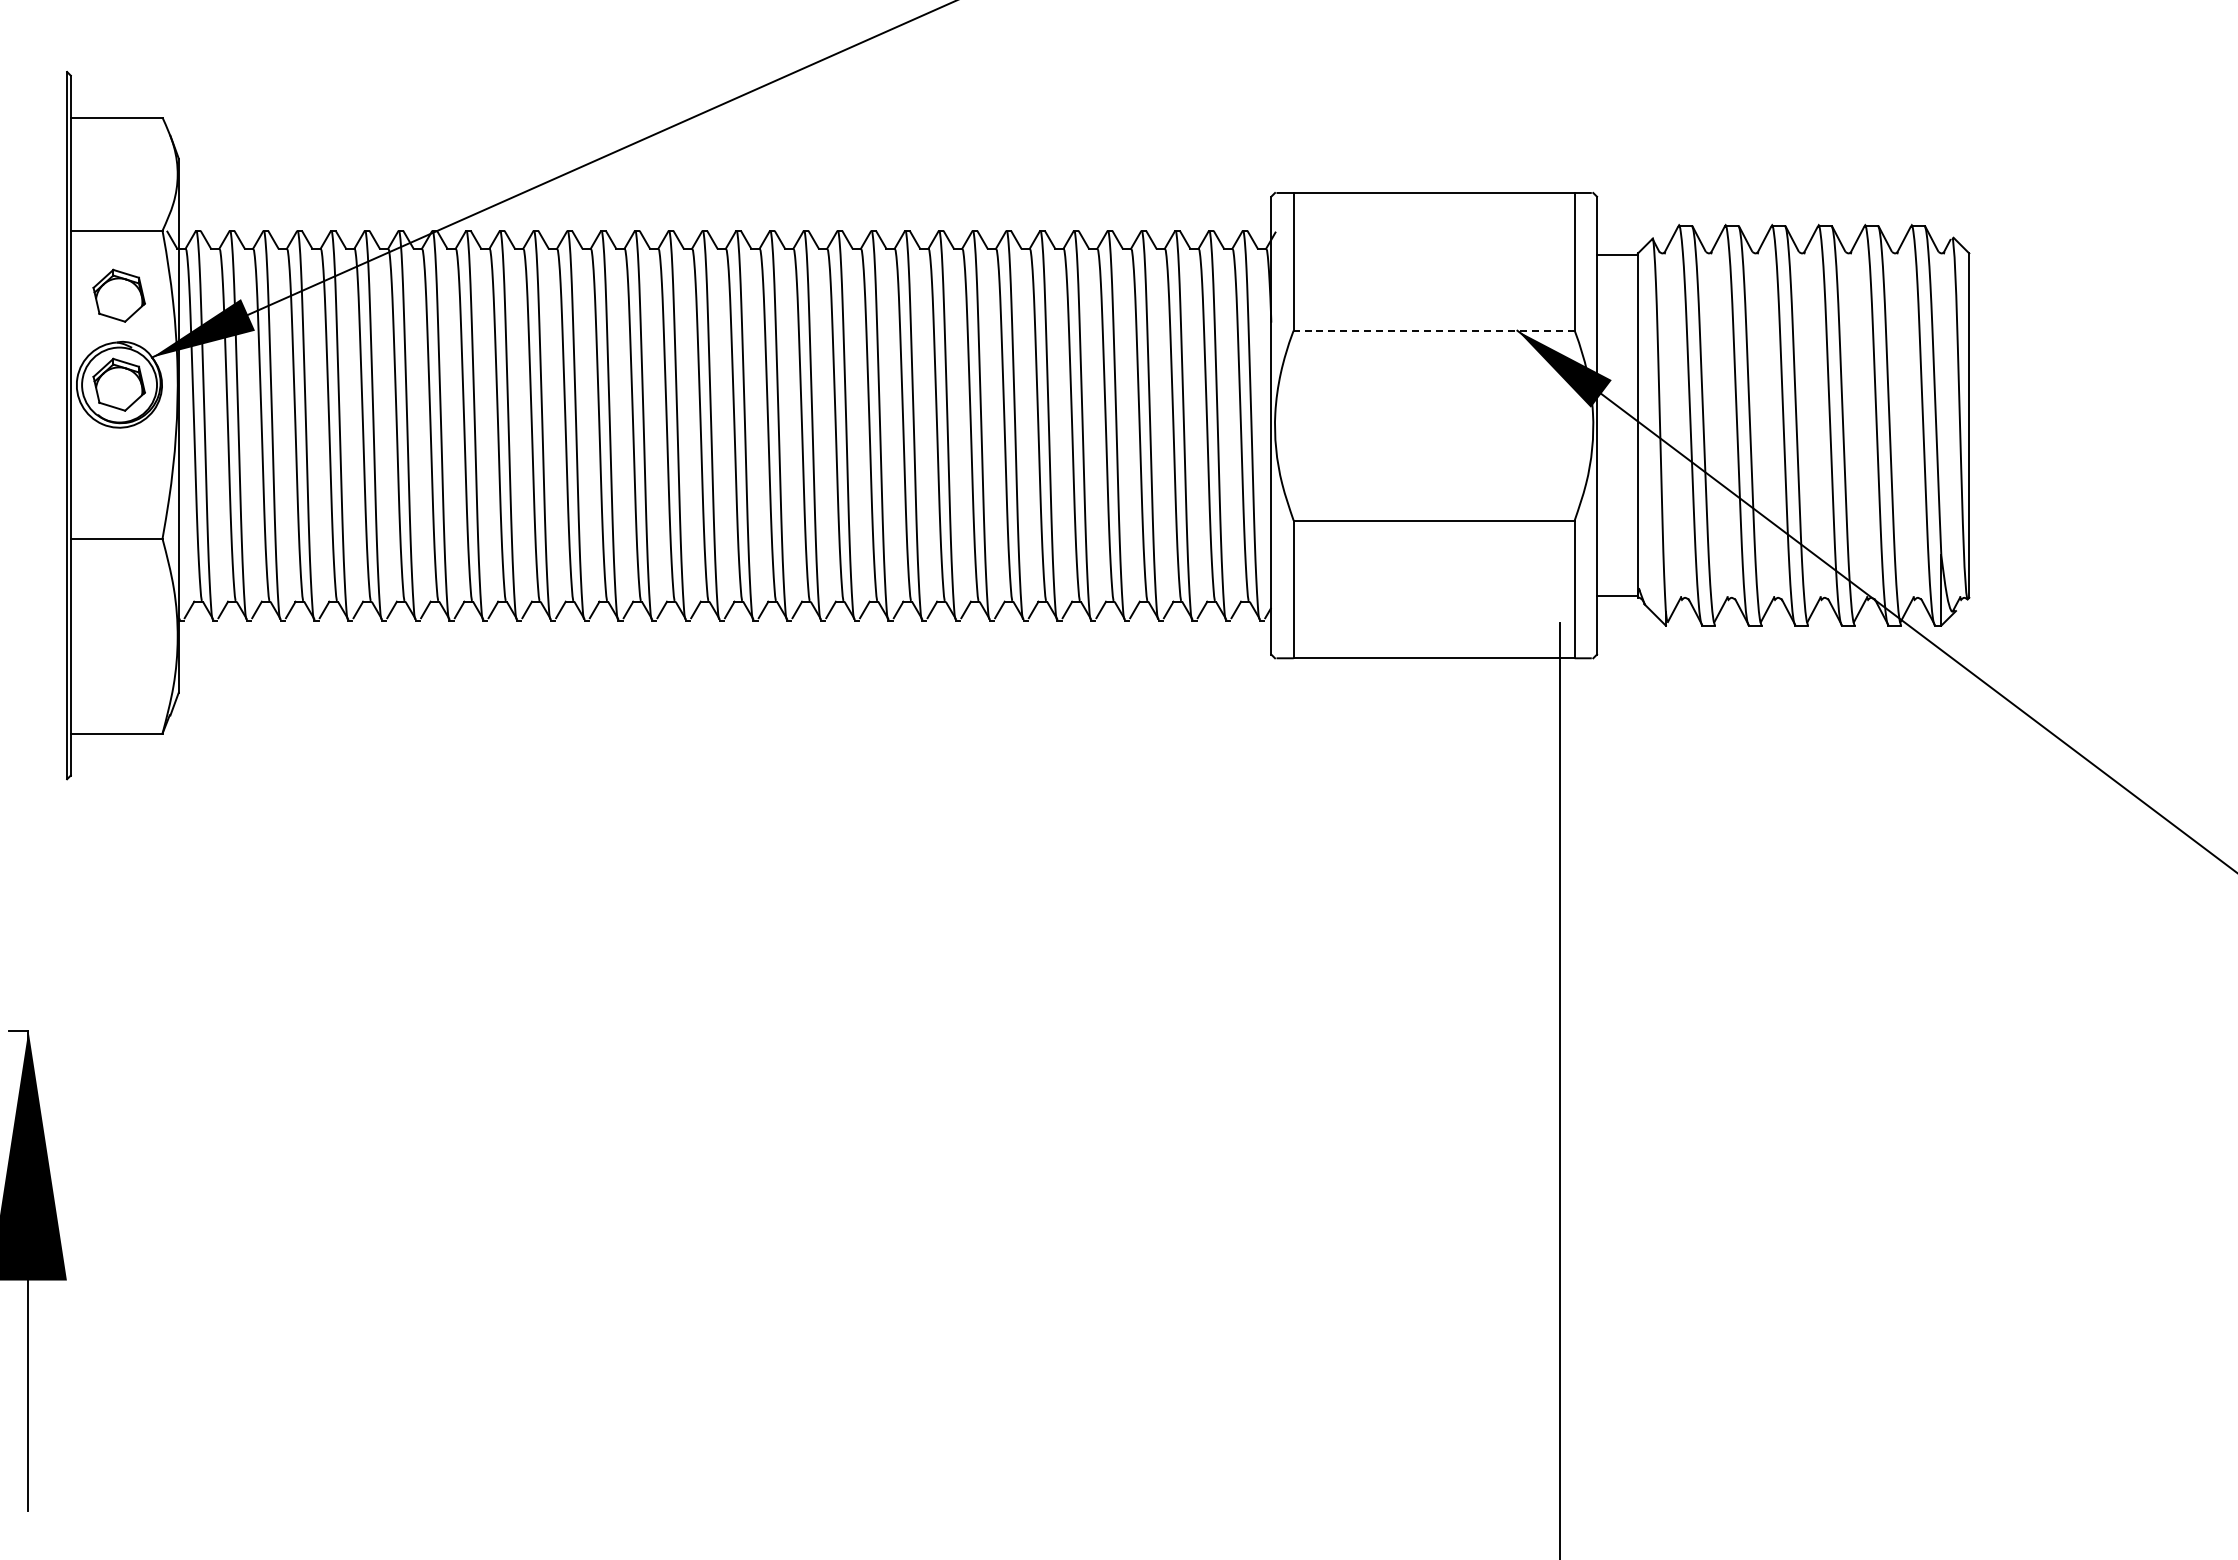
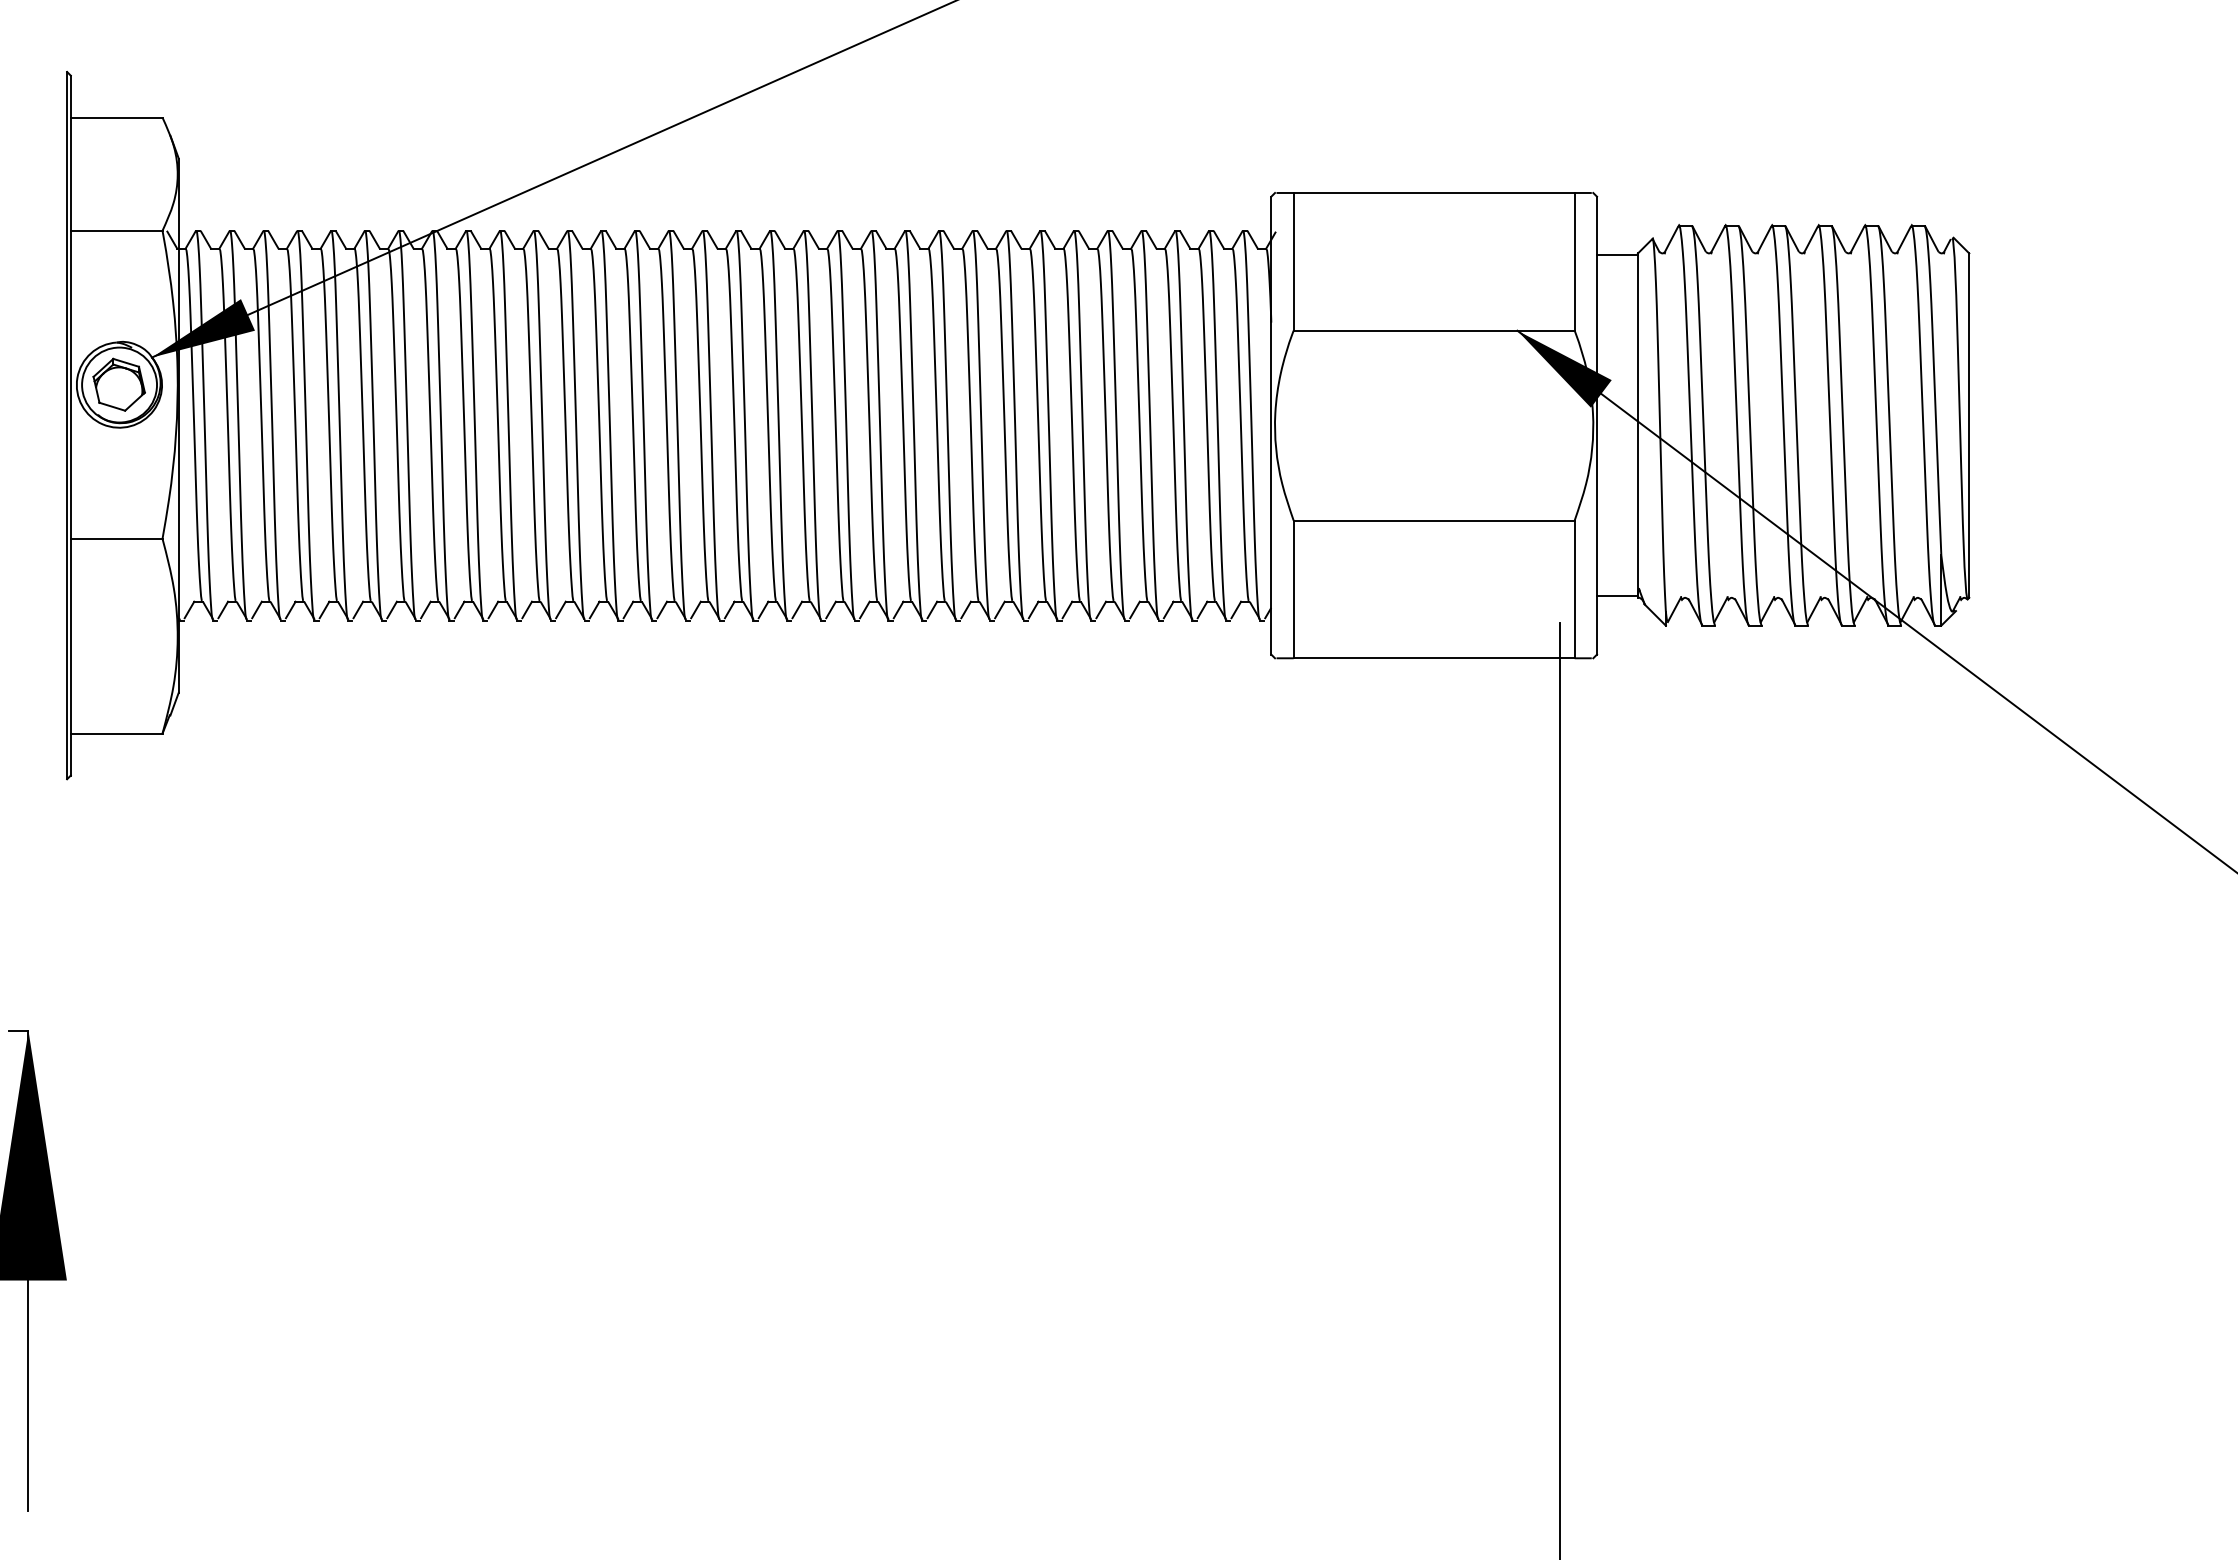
part: present -> none (118, 295)
line: dashed -> solid (1434, 330)
